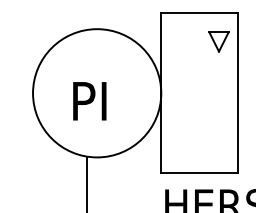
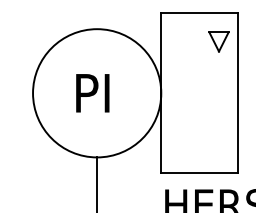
text position: (89, 101) -> (92, 93) (92, 93)
line position: (87, 183) -> (97, 183) (97, 183)
